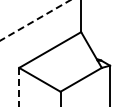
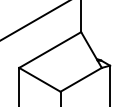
line: dashed -> solid (35, 20)
line: dashed -> solid (19, 87)
